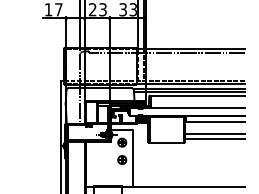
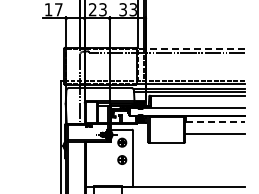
line: solid -> dashed (190, 48)
line: solid -> dashed (215, 121)
line: present -> none (215, 139)
